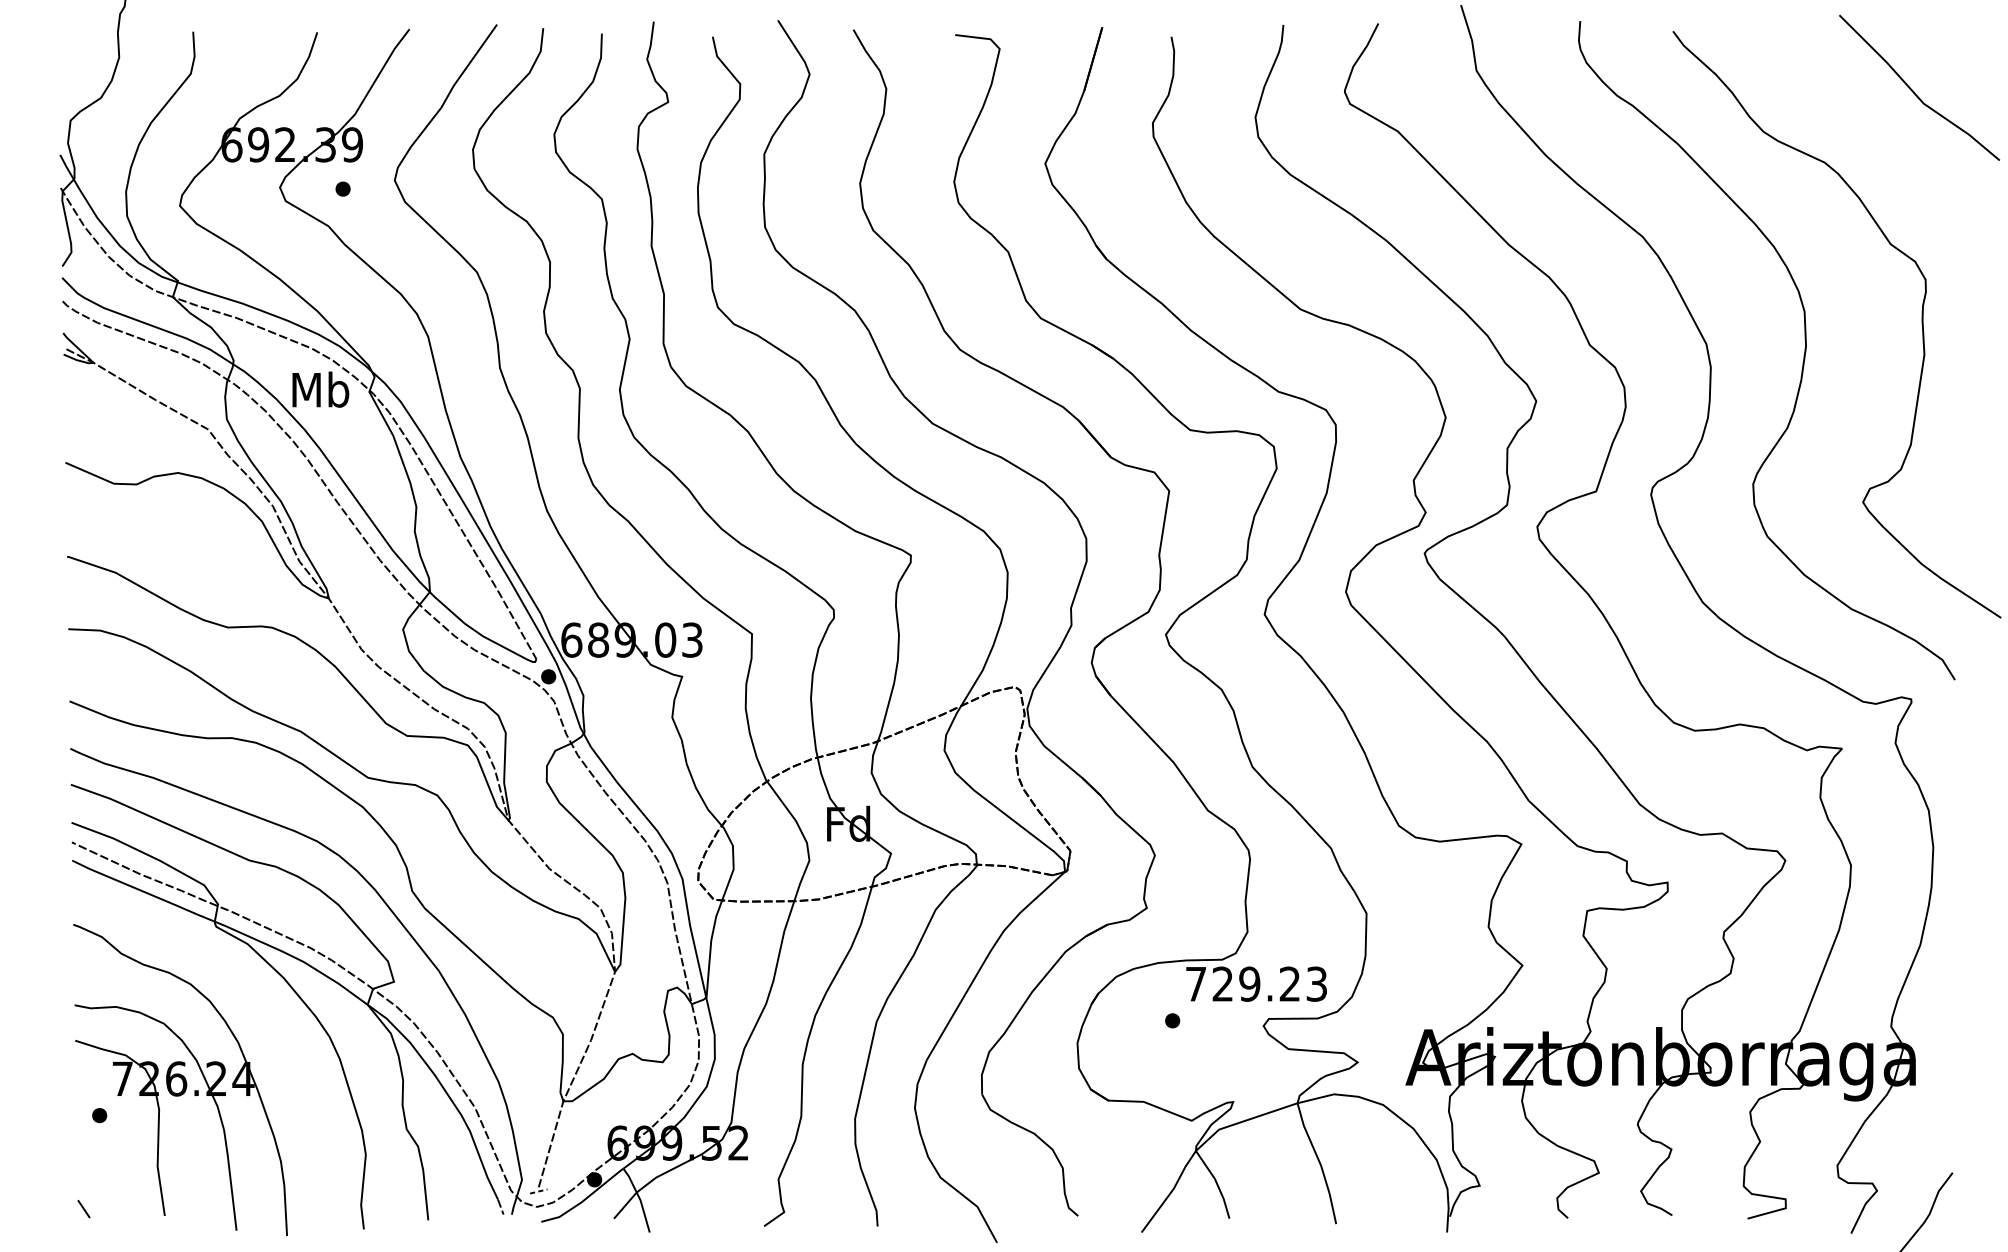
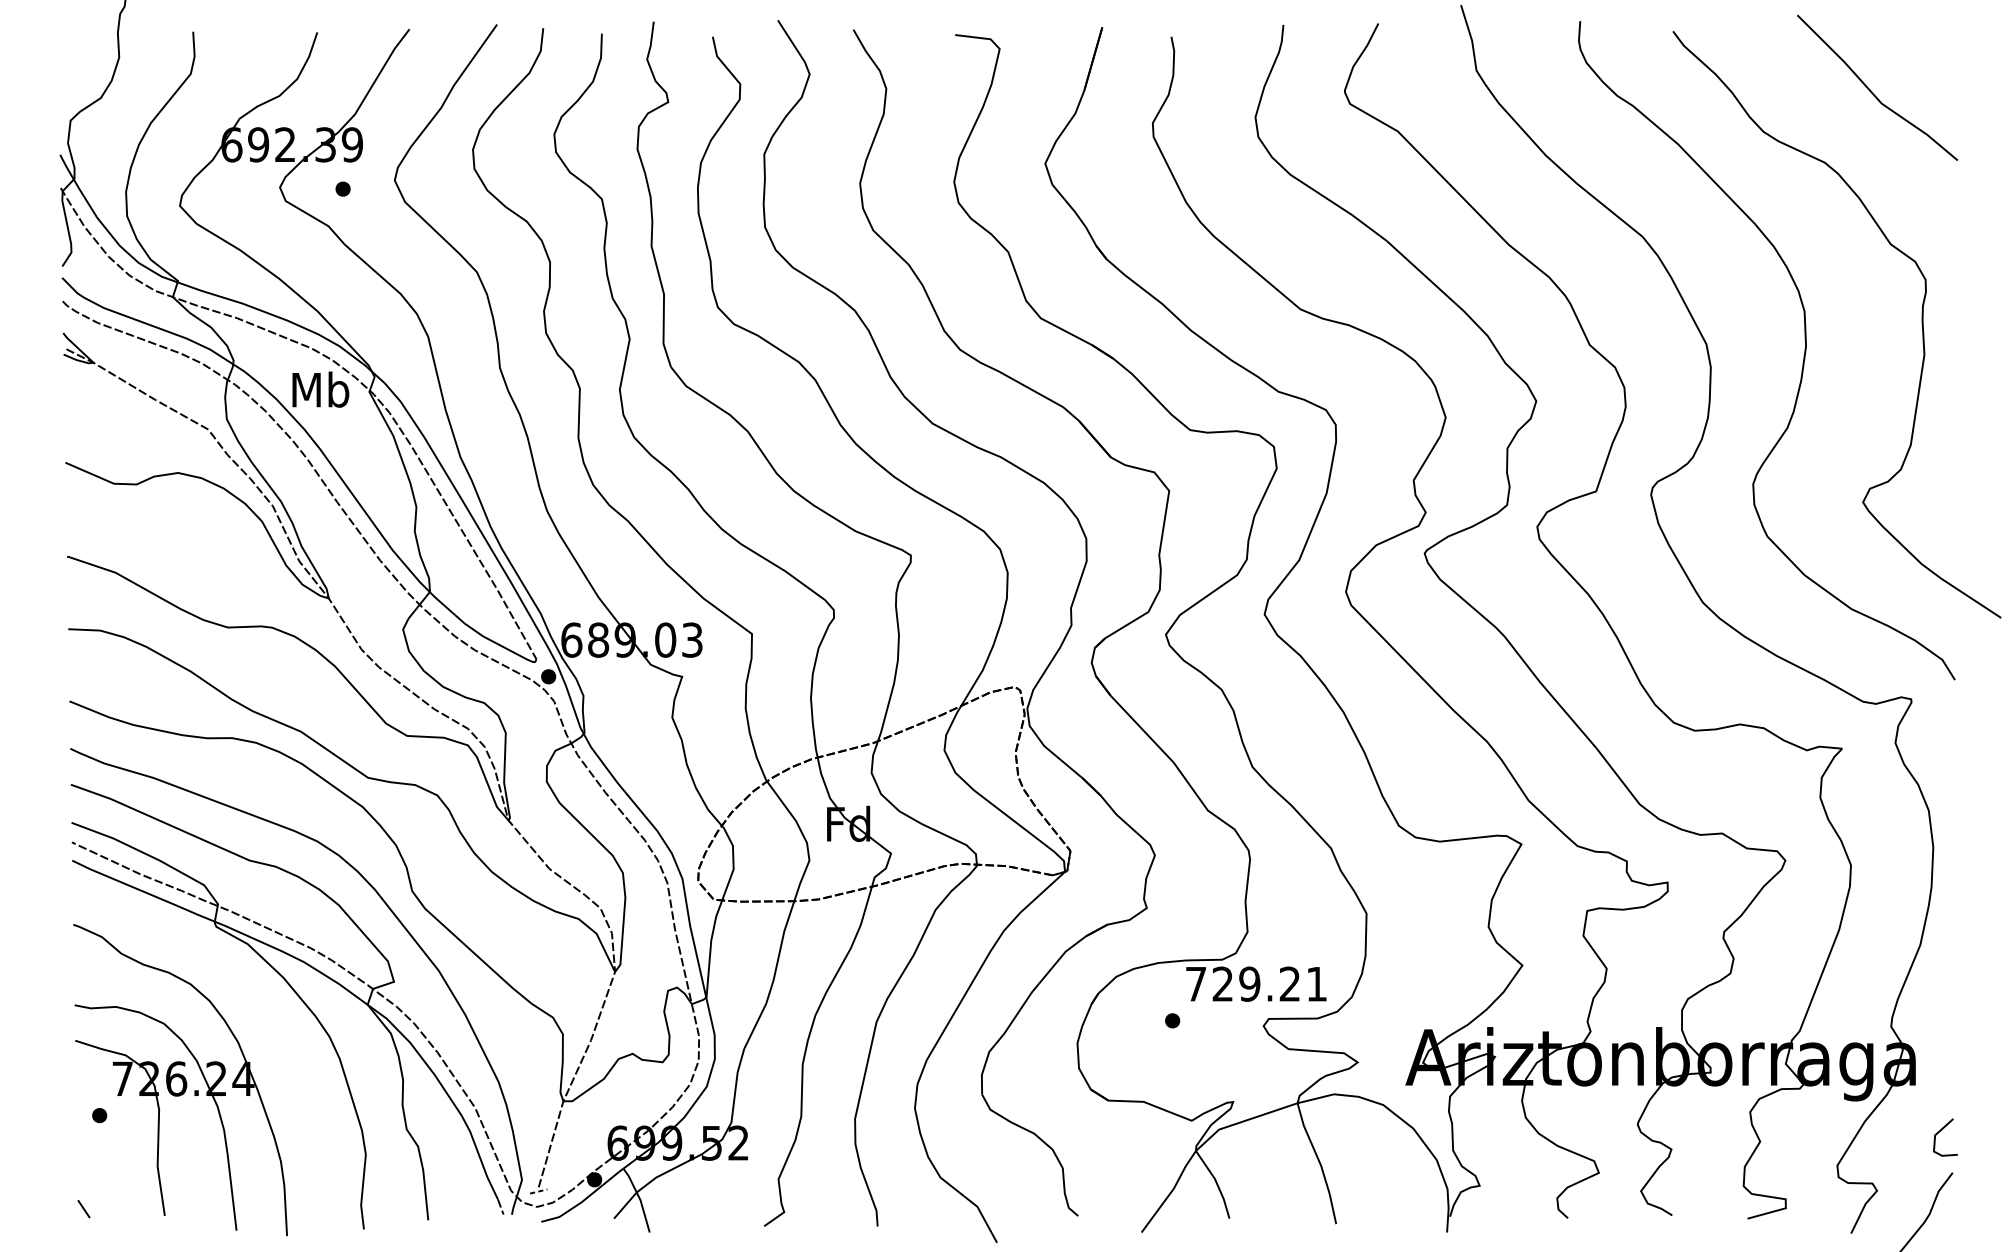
line position: (1914, 91) -> (1872, 91) (1872, 91)
text: 729.23 -> 729.21 (1316, 983)
line: none -> present (1942, 1130)
